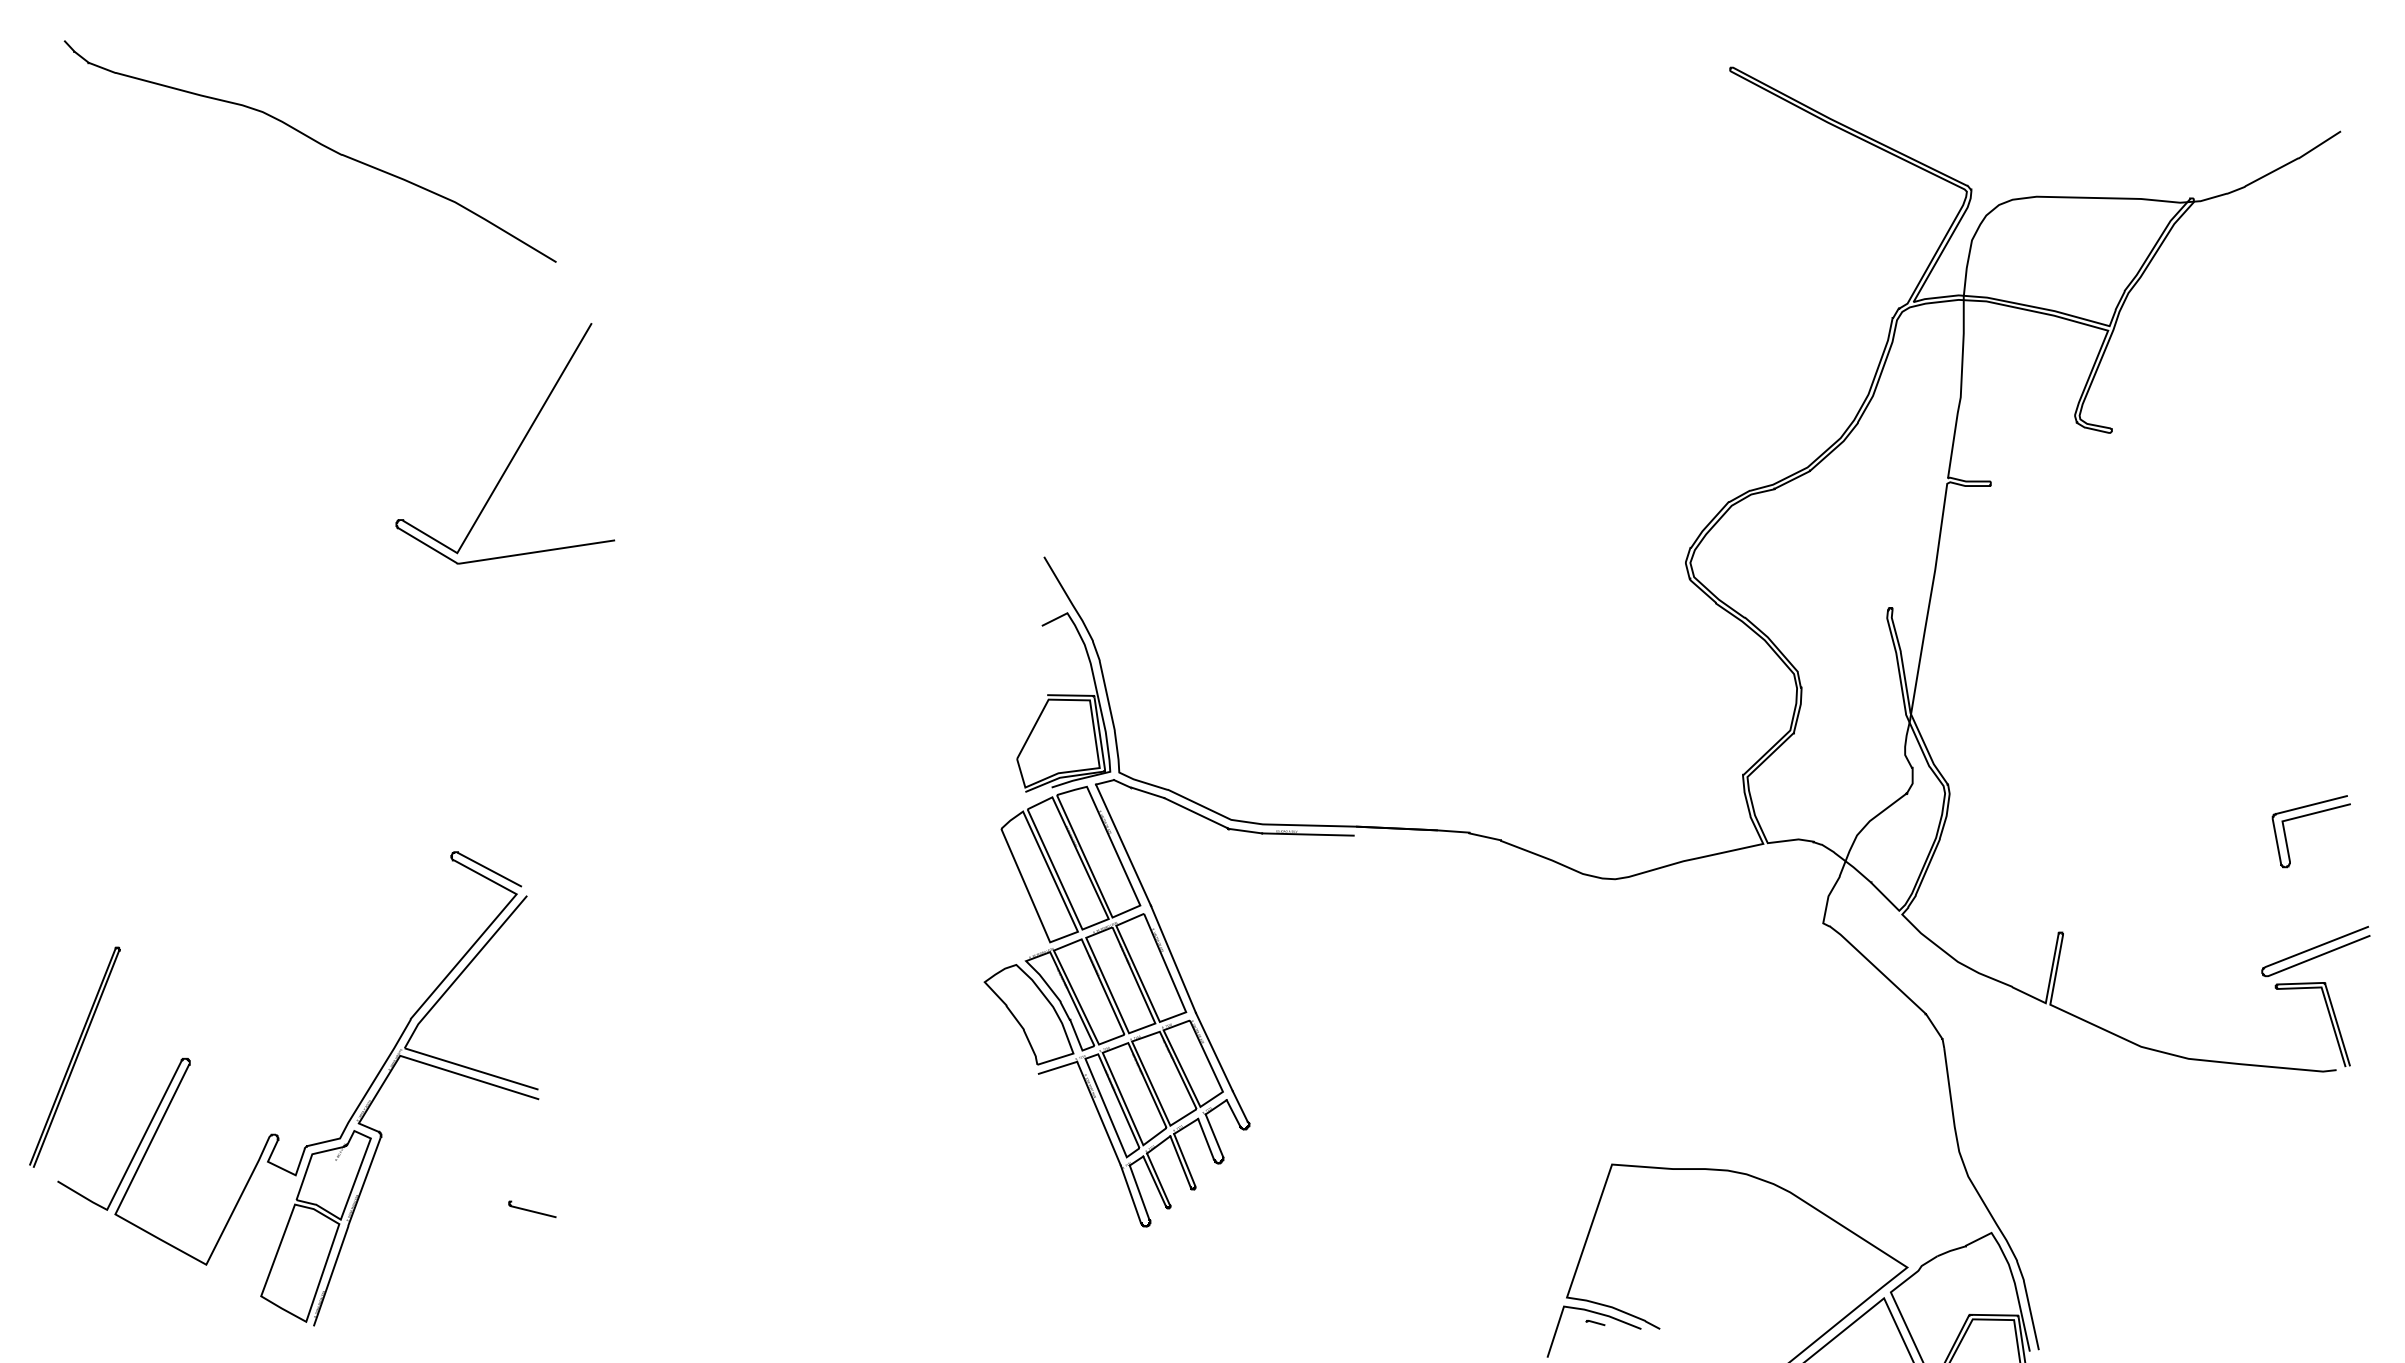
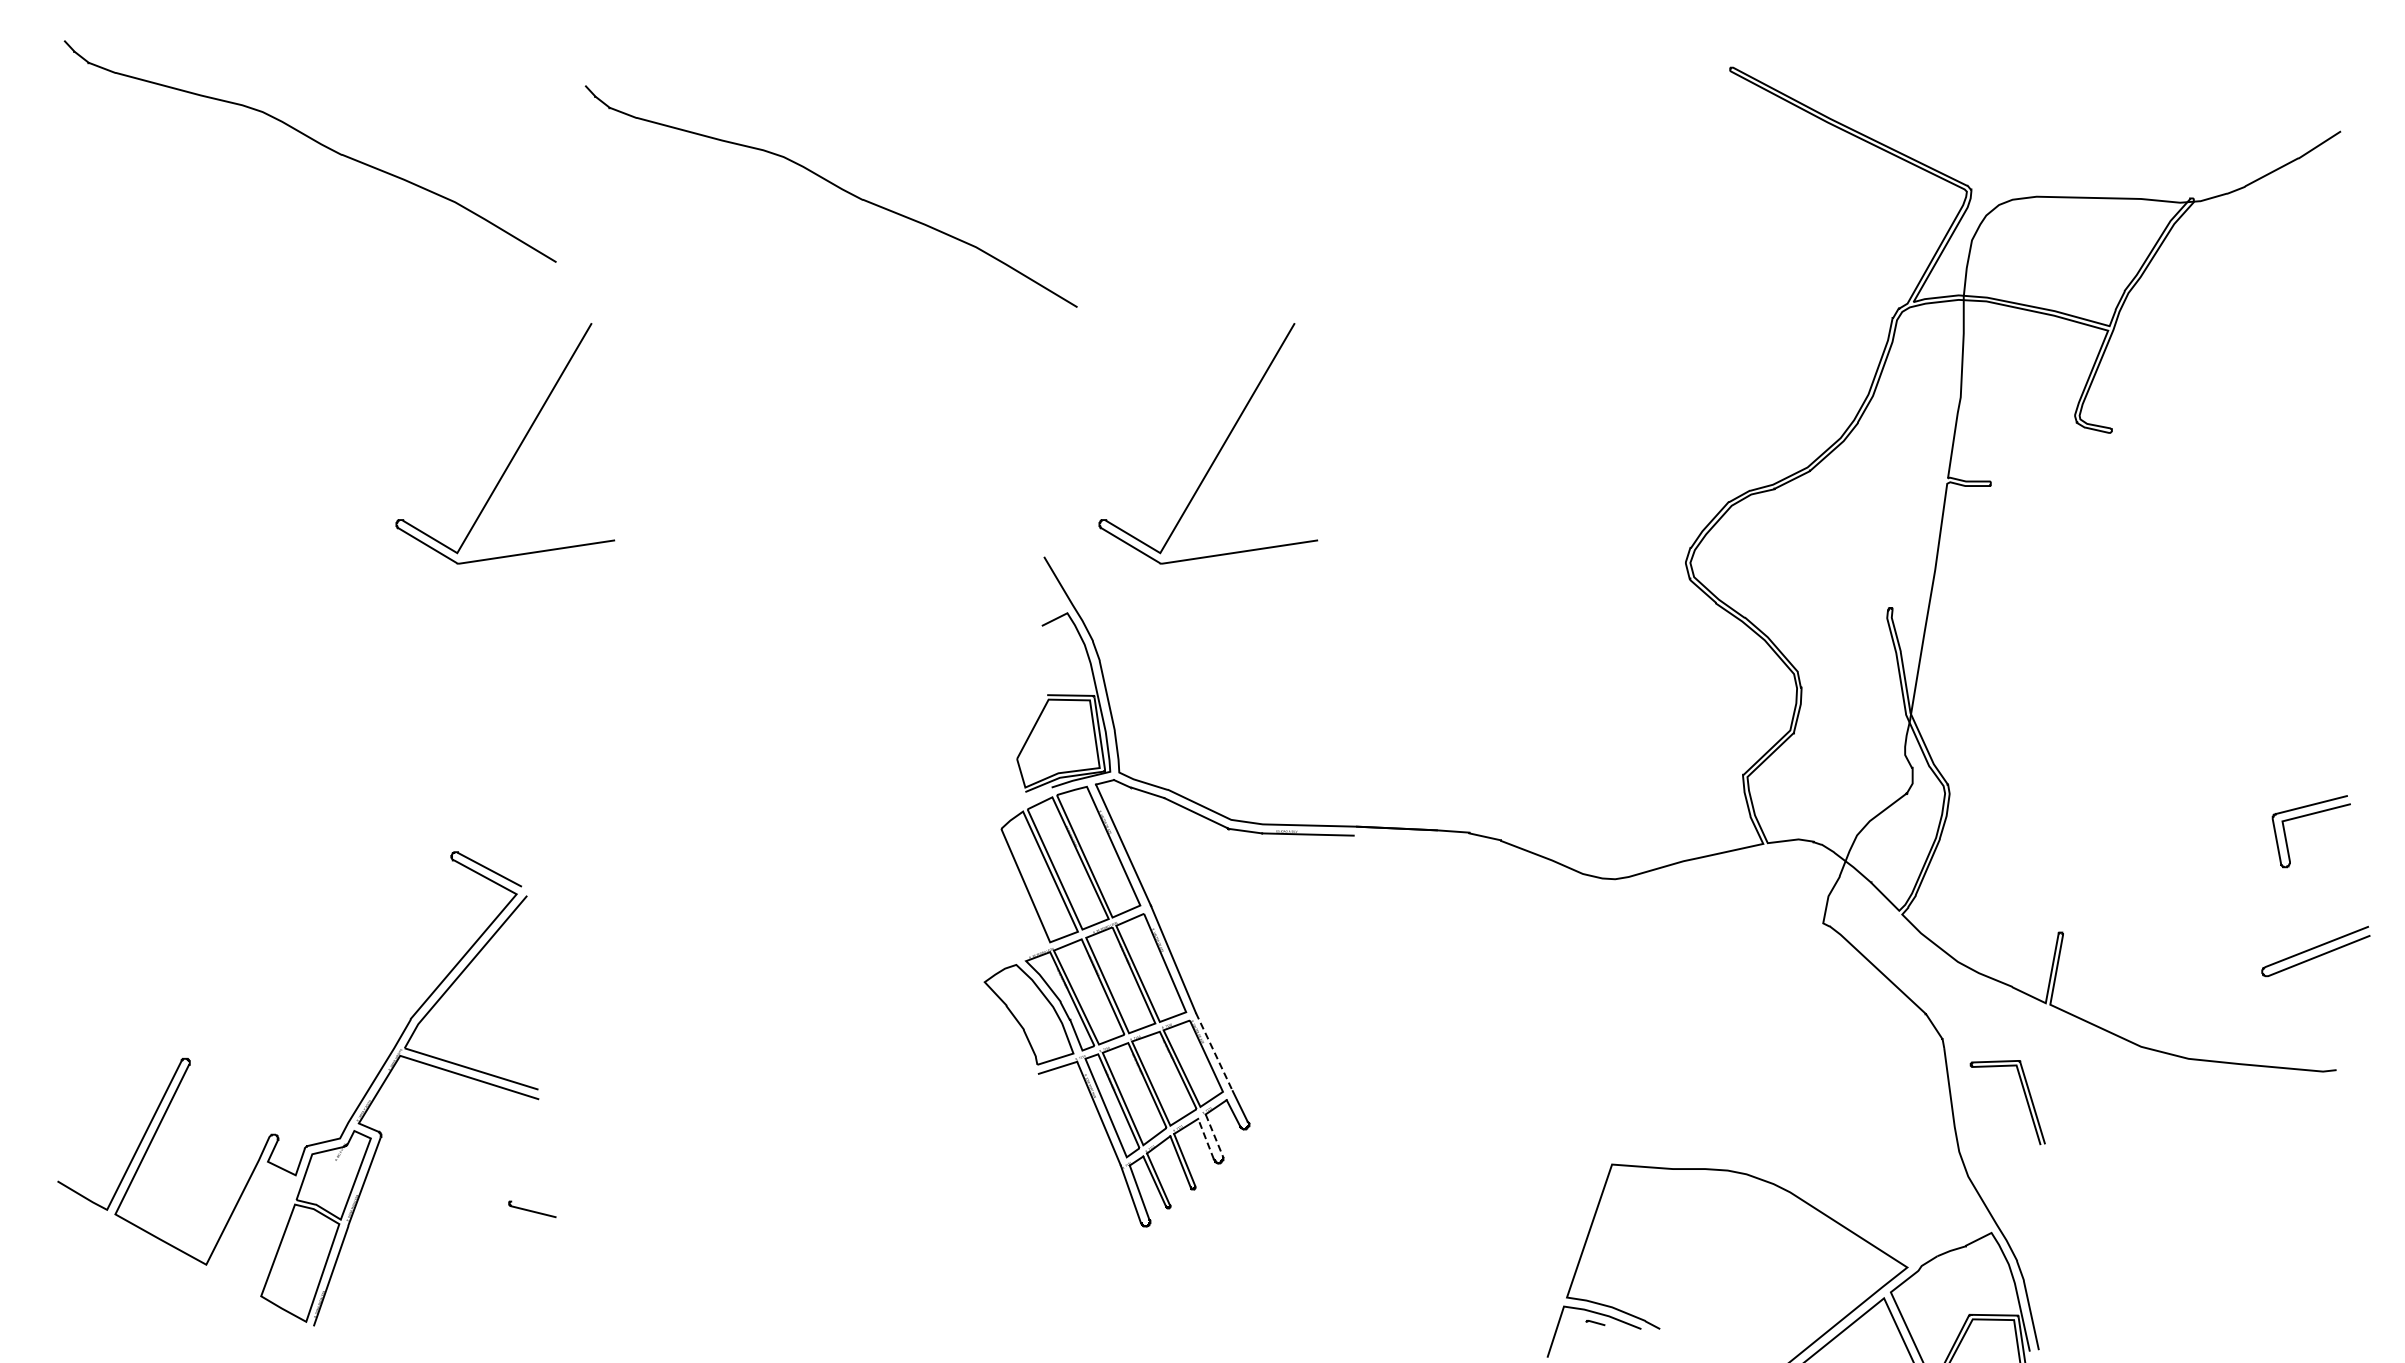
curve: none -> present (836, 187)
curve: none -> present (1219, 449)
curve position: (2330, 1021) -> (2025, 1099) (2025, 1099)
line: solid -> dashed (1214, 1052)
curve: present -> none (74, 1055)
line: solid -> dashed (1214, 1135)
line: solid -> dashed (1206, 1139)
